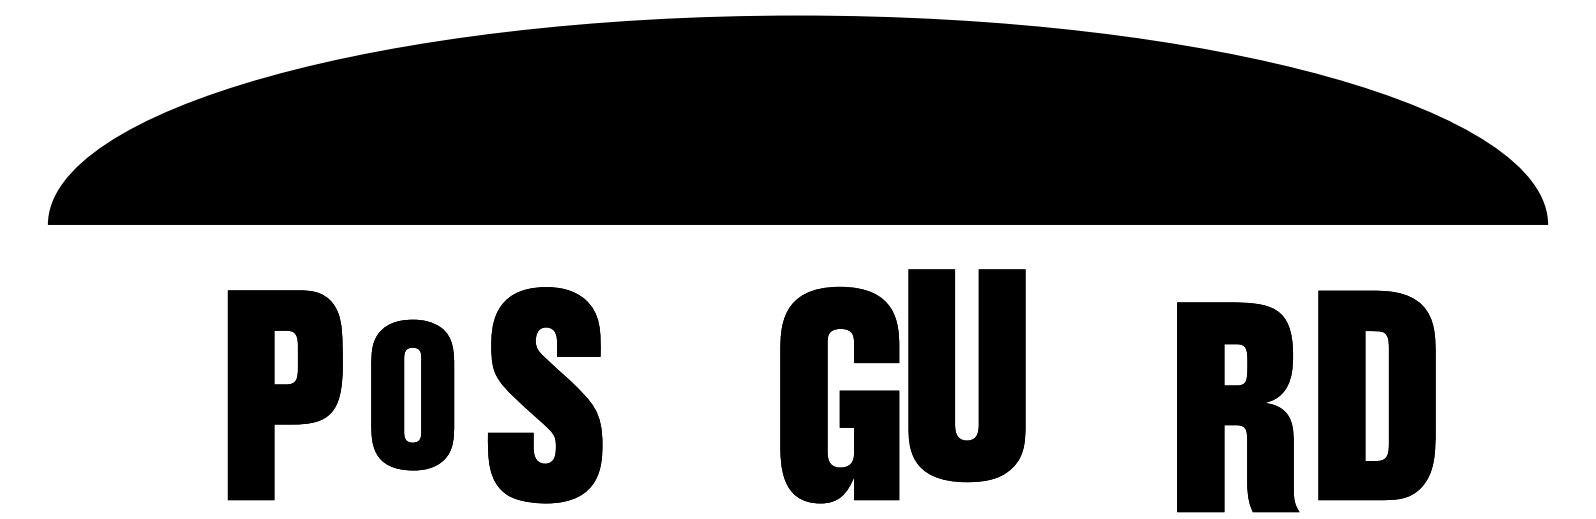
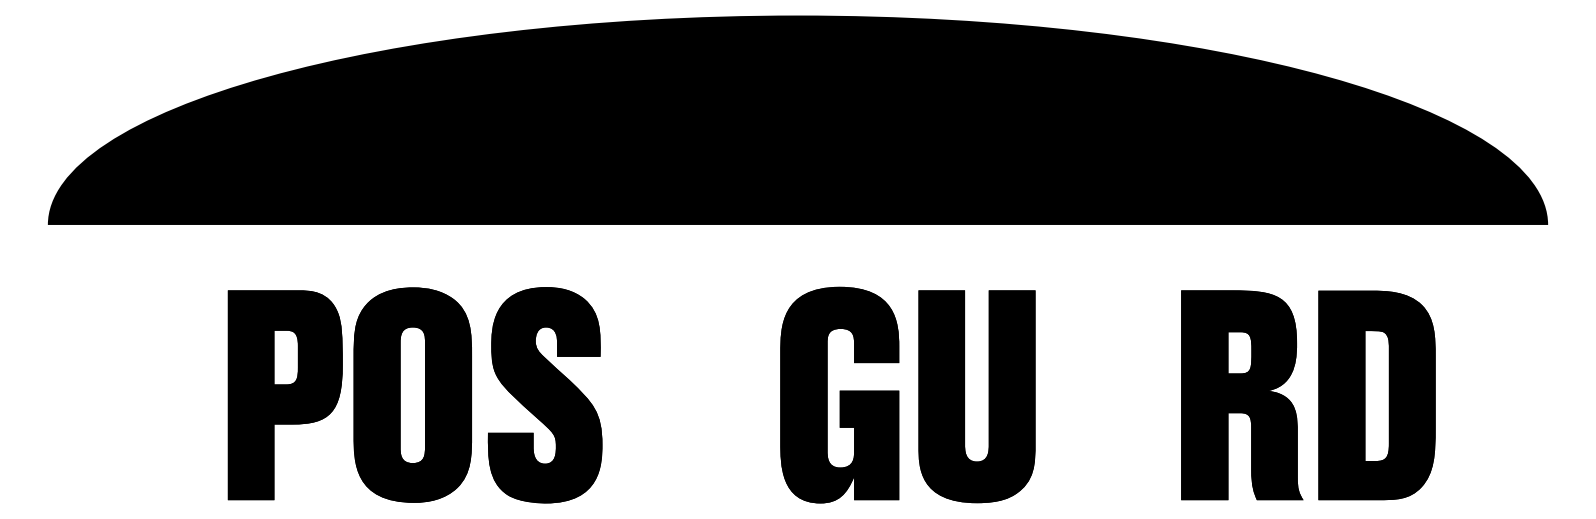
part position: (955, 375) -> (965, 396) (965, 396)
part size: 84x152 px -> 119x216 px (412, 394)
part position: (1238, 407) -> (1242, 395) (1242, 395)
